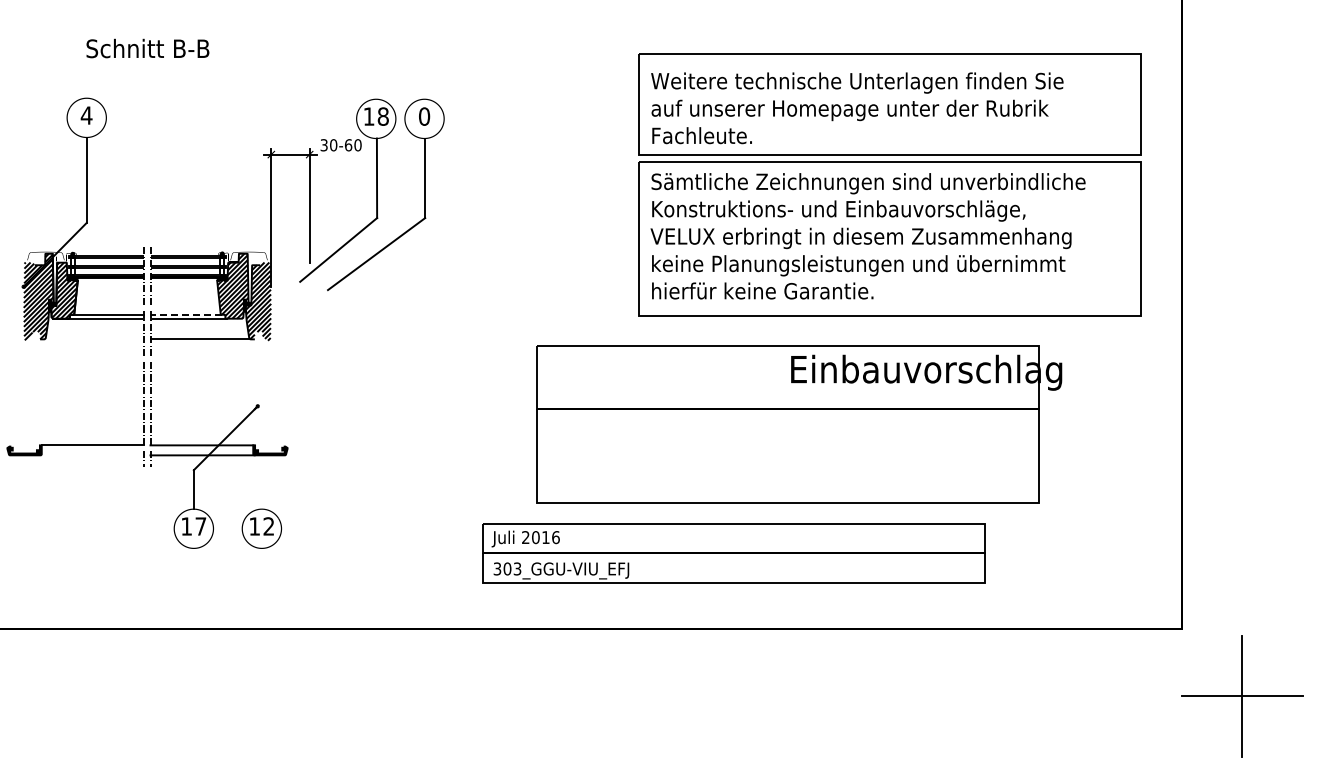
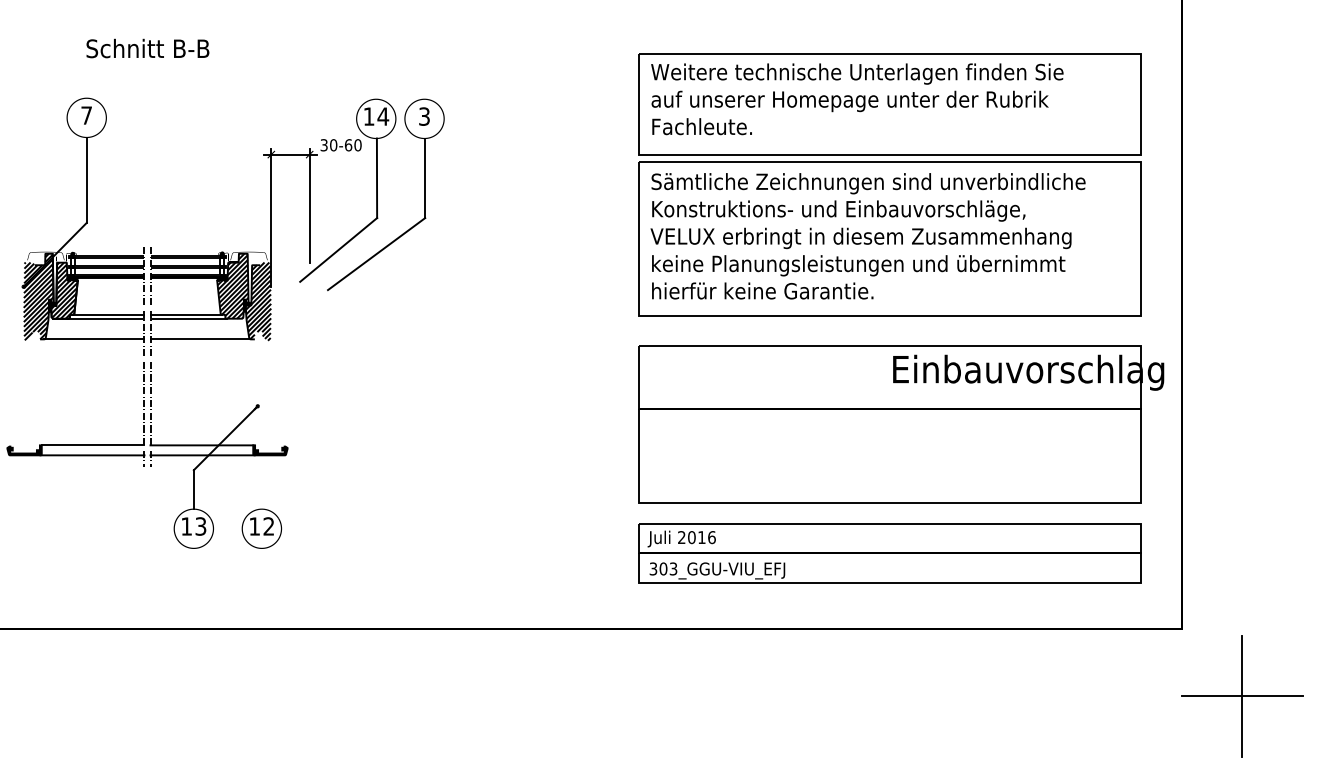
text position: (857, 108) -> (857, 99) (857, 99)
text: 4 -> 7 (86, 115)
text: 18 -> 14 (383, 116)
text: 0 -> 3 (424, 116)
line: dashed -> solid (186, 314)
line: none -> present (94, 339)
part position: (799, 424) -> (901, 424) (901, 424)
line: none -> present (92, 455)
text: 17 -> 13 (200, 526)
part position: (733, 553) -> (889, 553) (889, 553)
